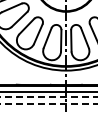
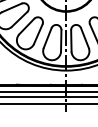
line: dashed -> solid (49, 97)
line: dashed -> solid (49, 103)
